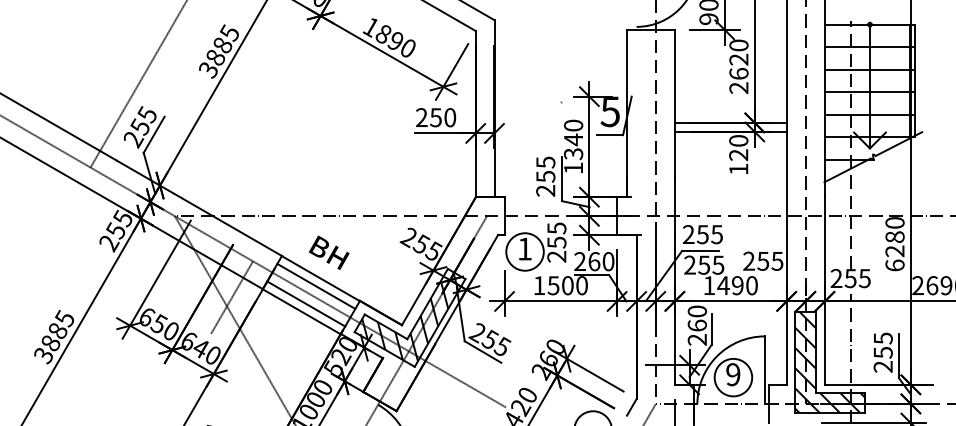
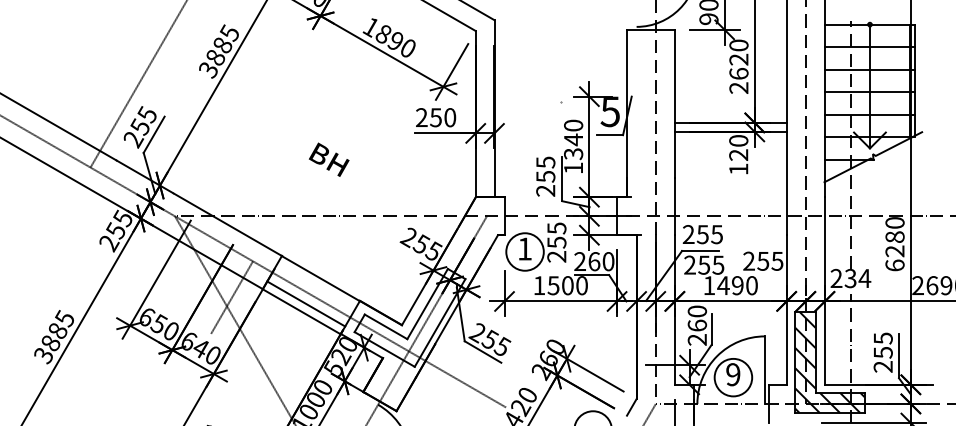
text position: (328, 252) -> (328, 159) (328, 159)
text: 255 -> 234 (858, 278)
line: present -> none (316, 285)
hatch: present -> none (410, 316)
